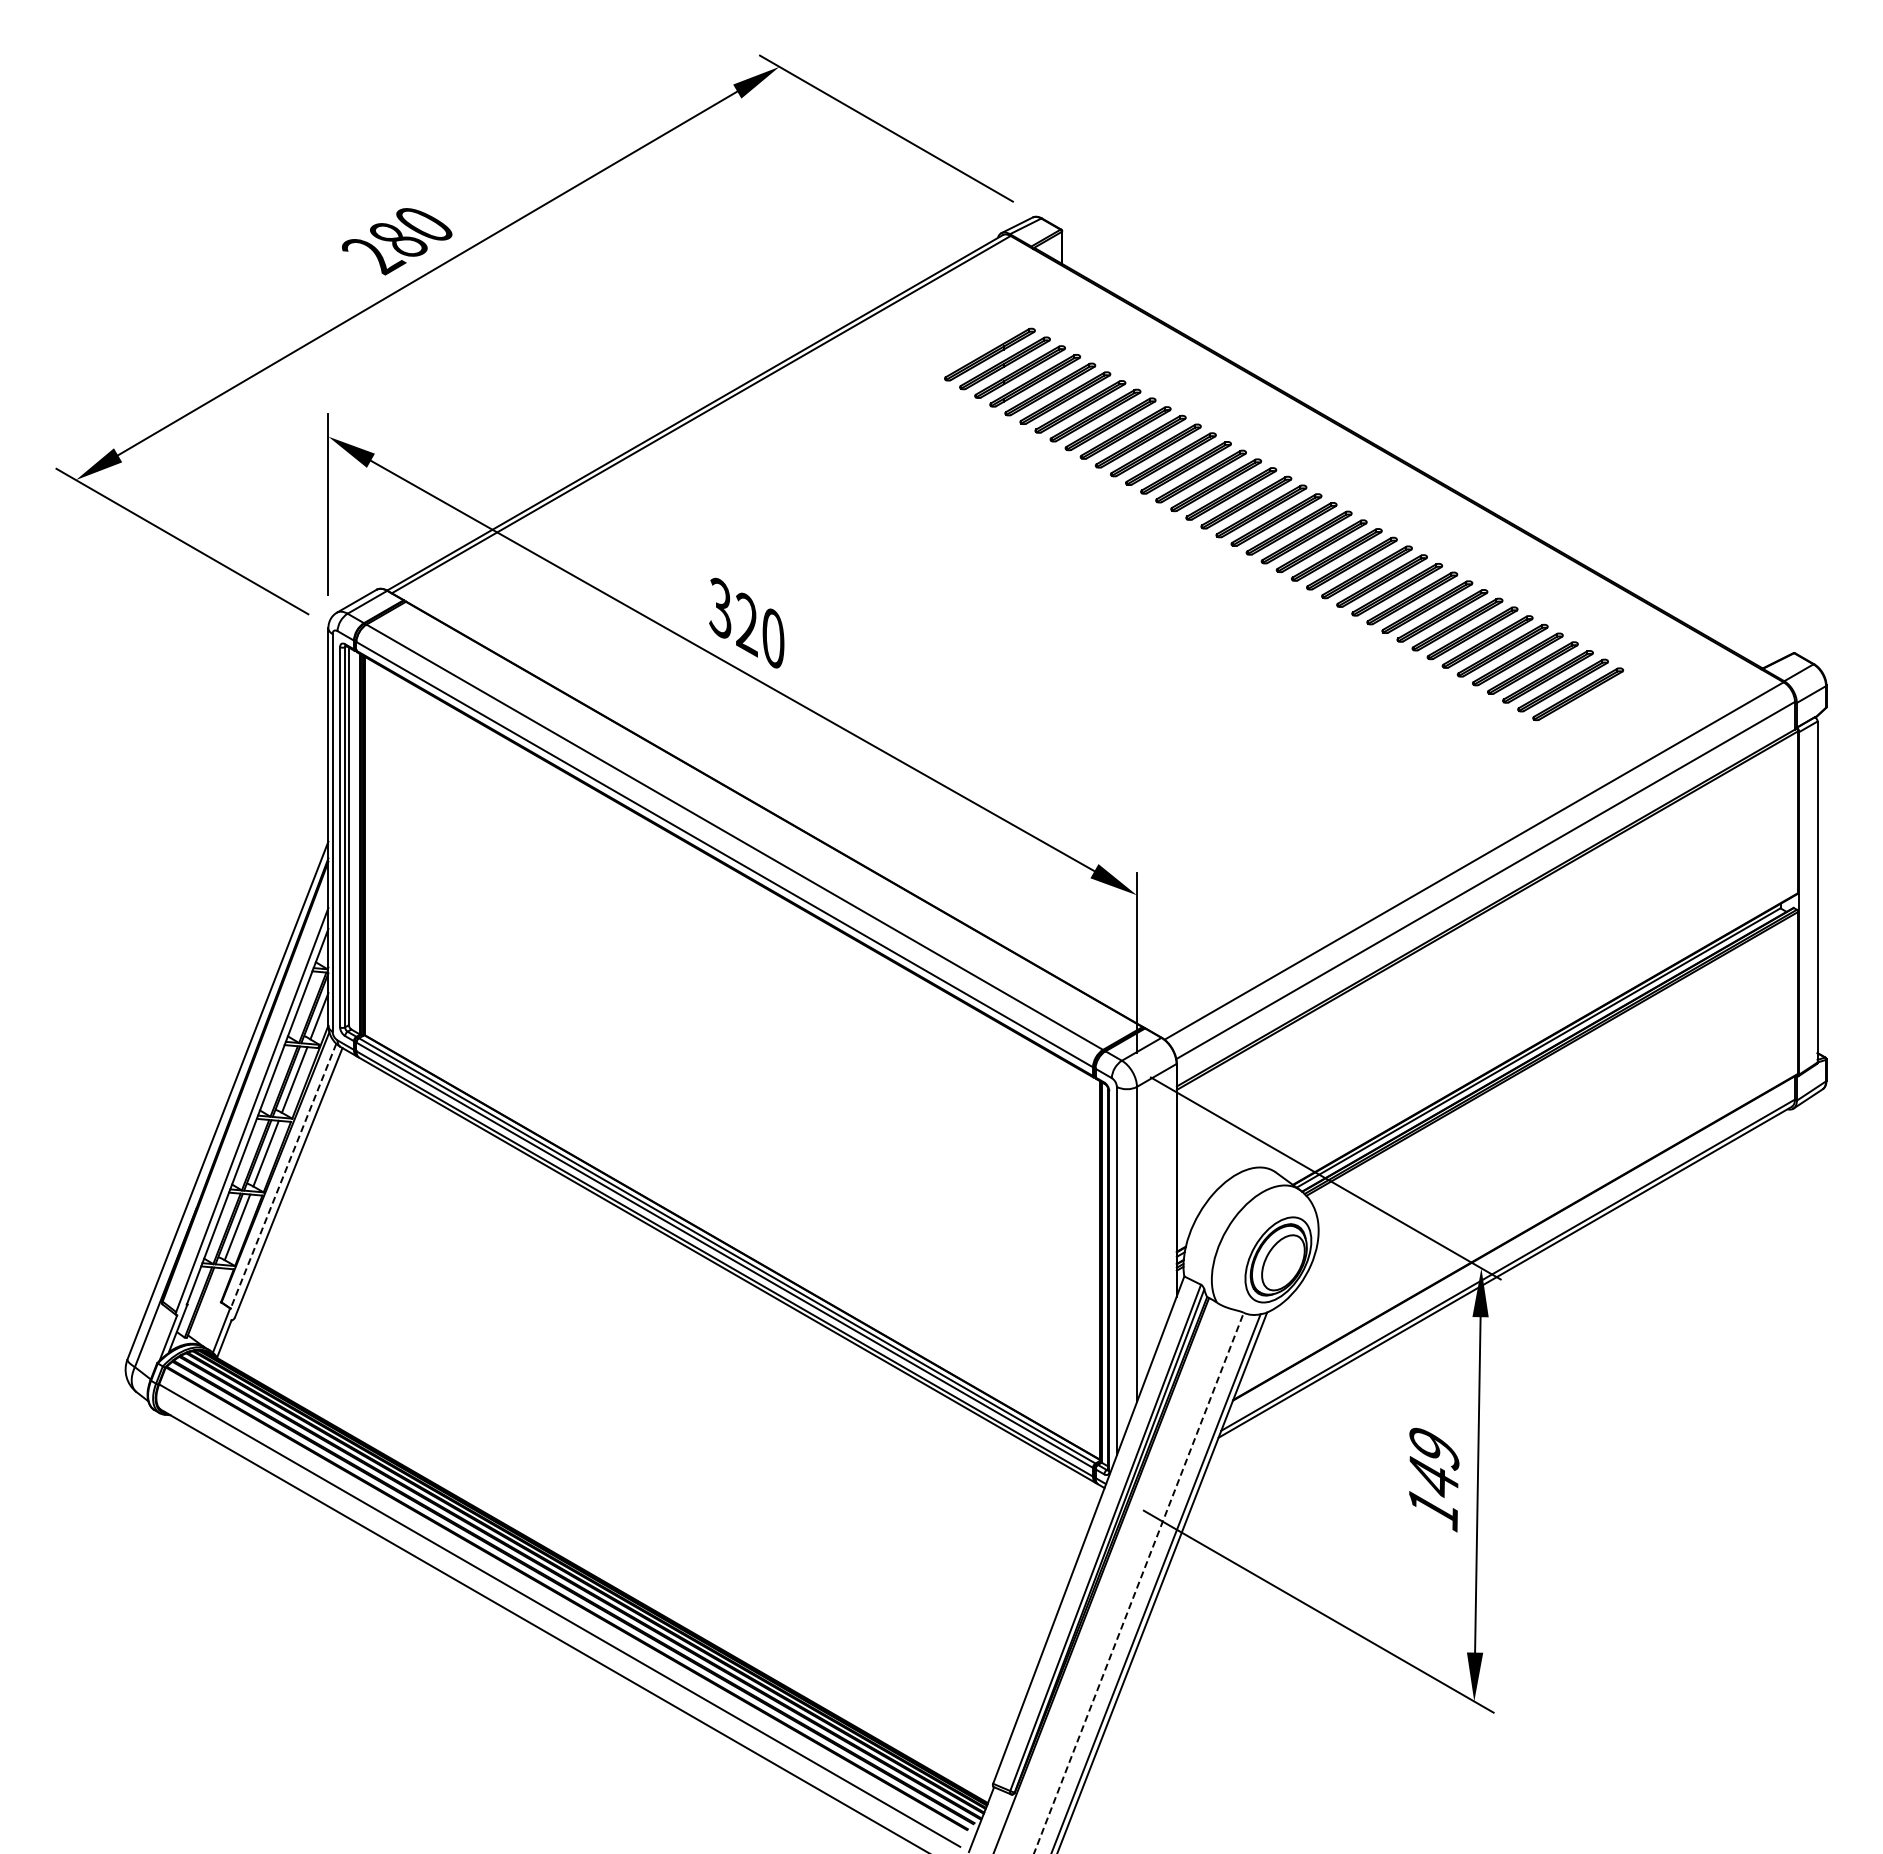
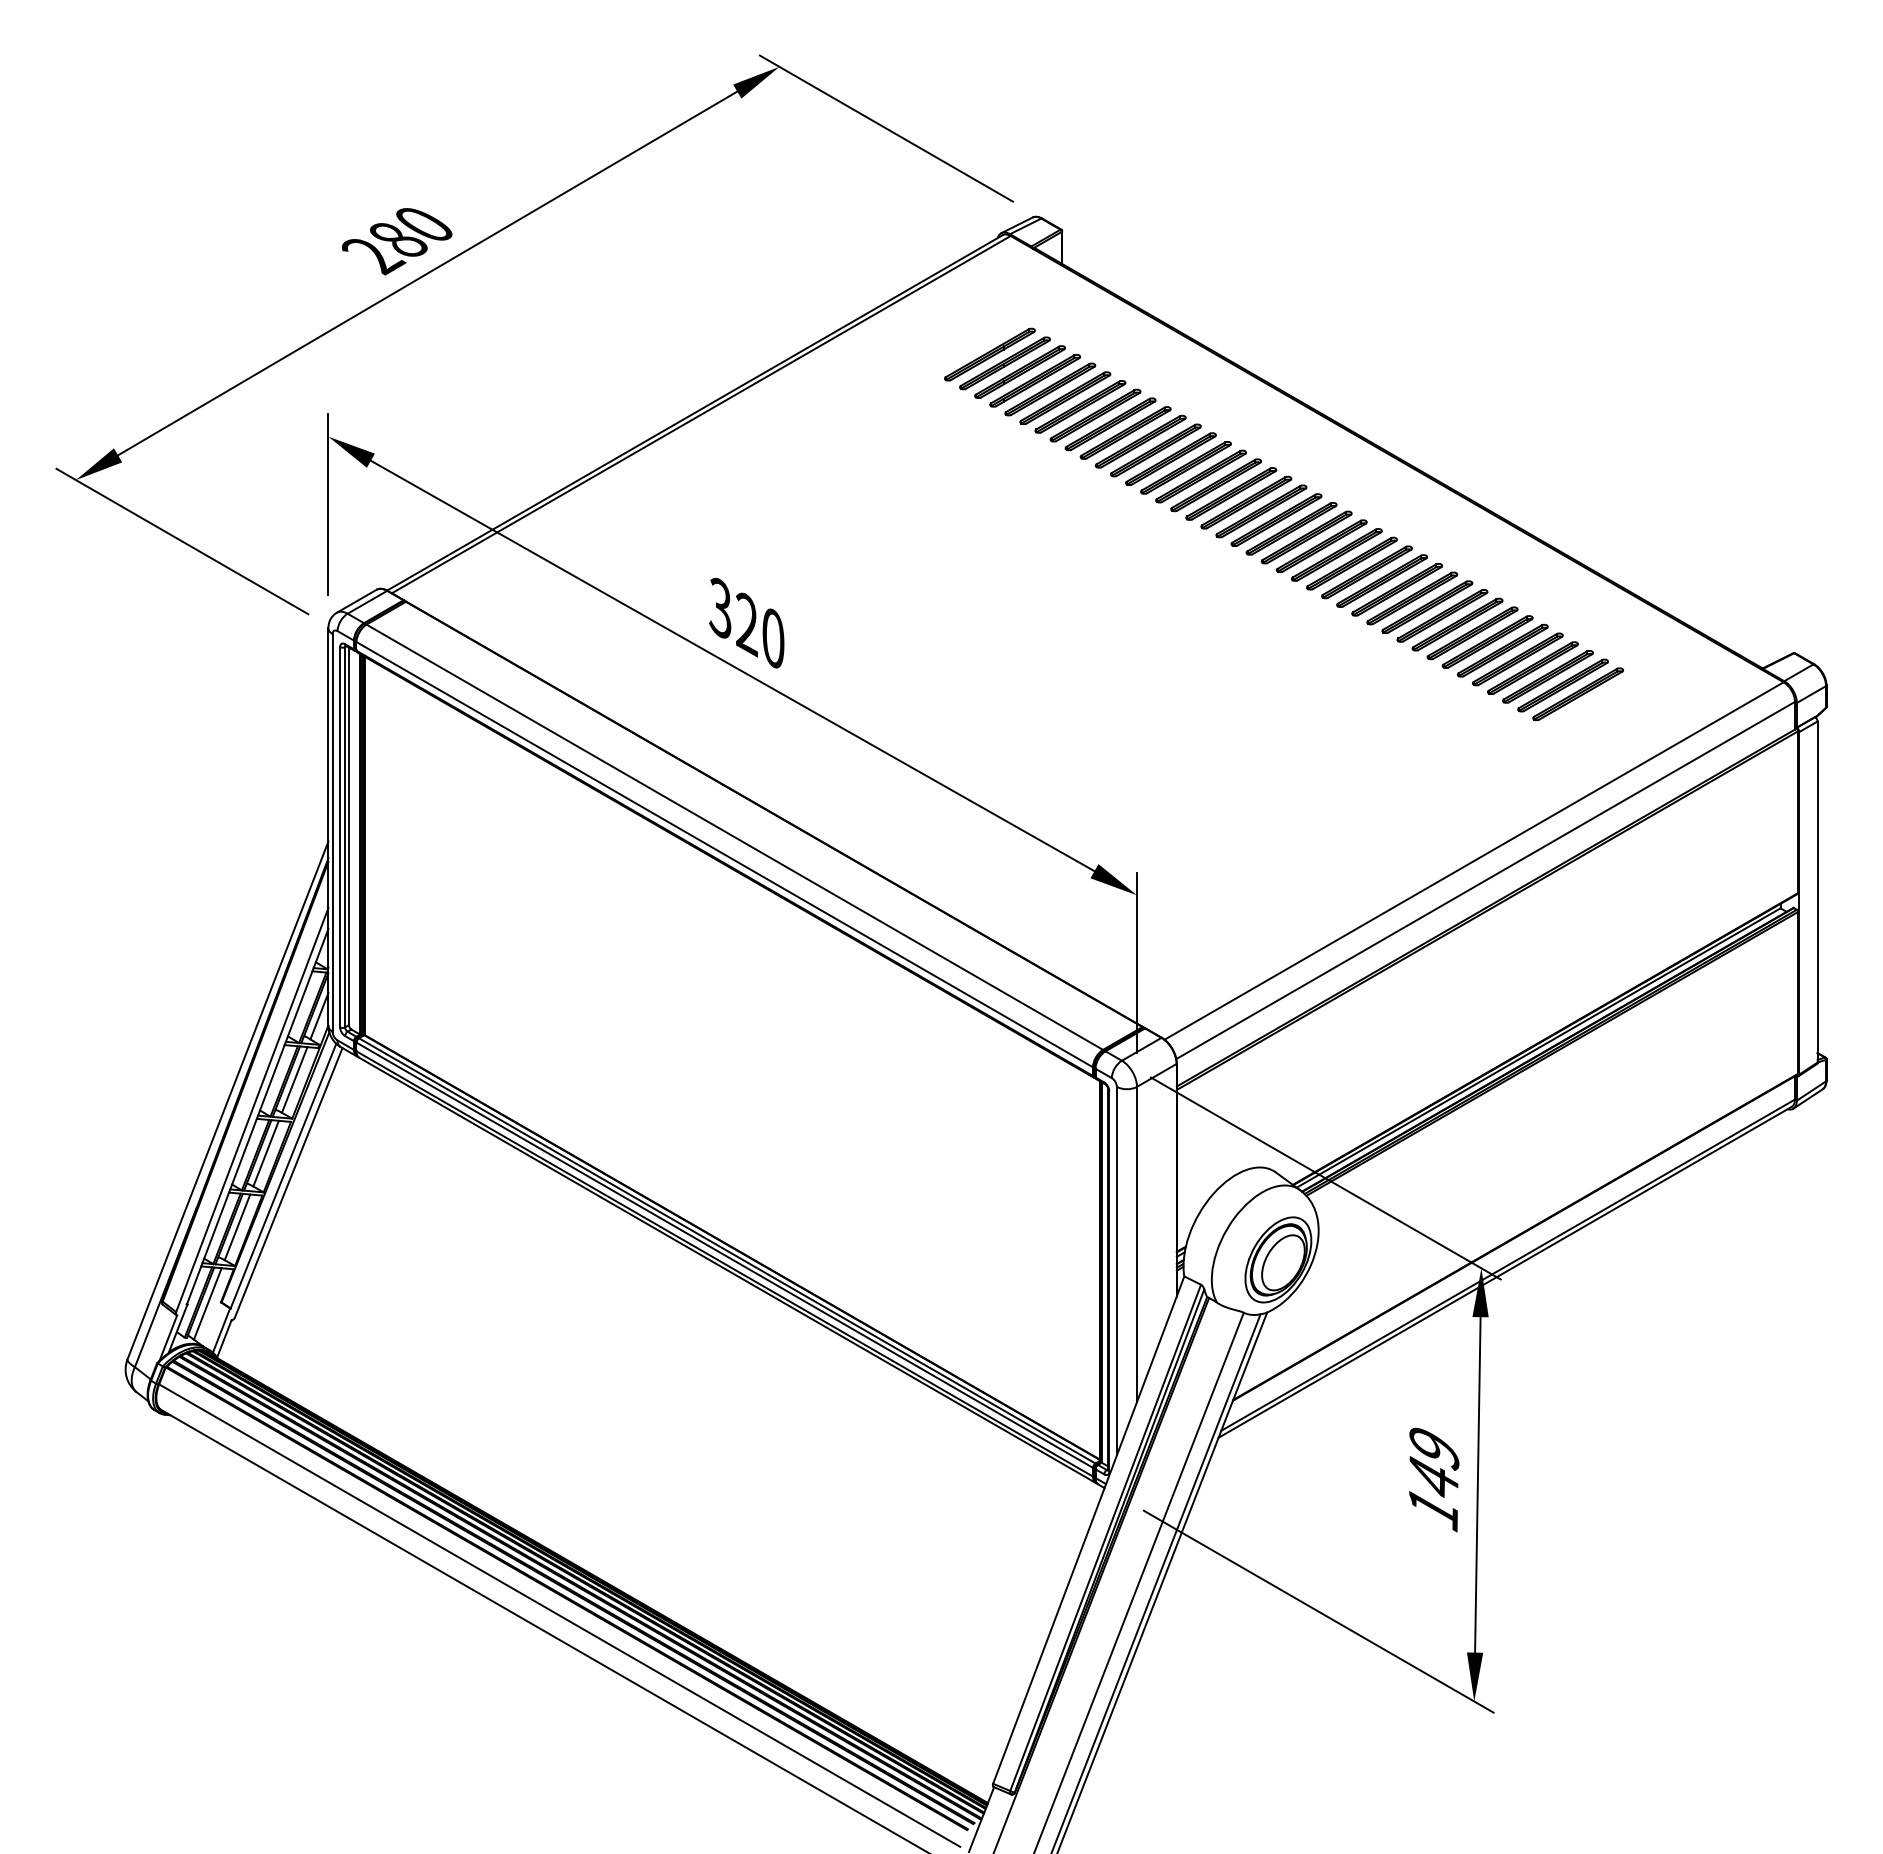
line: dashed -> solid (283, 1176)
line: none -> present (207, 1303)
line: dashed -> solid (1138, 1582)
